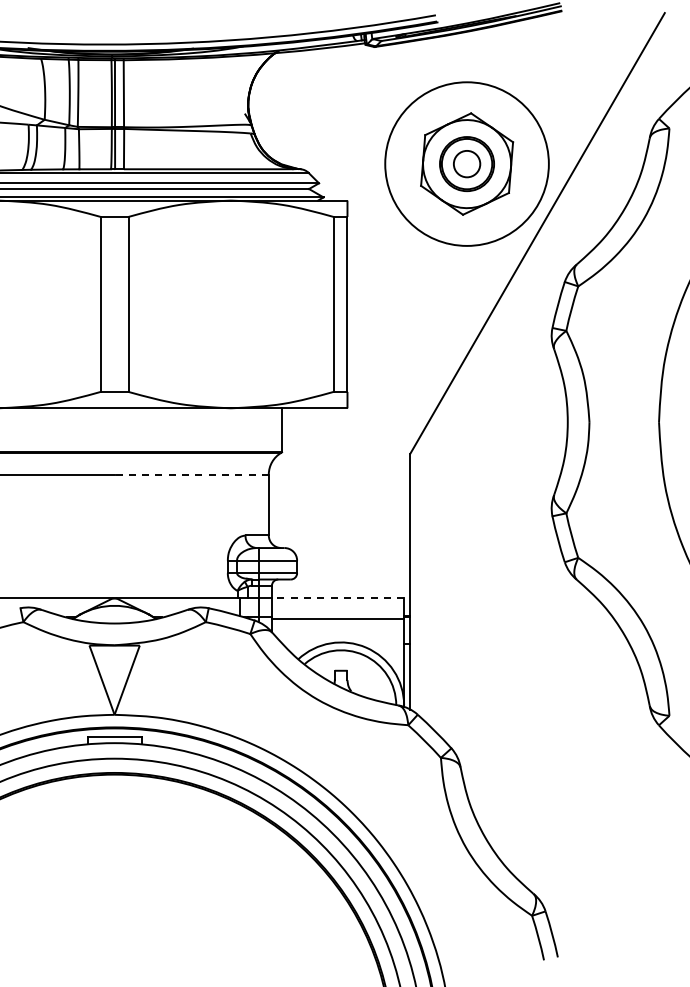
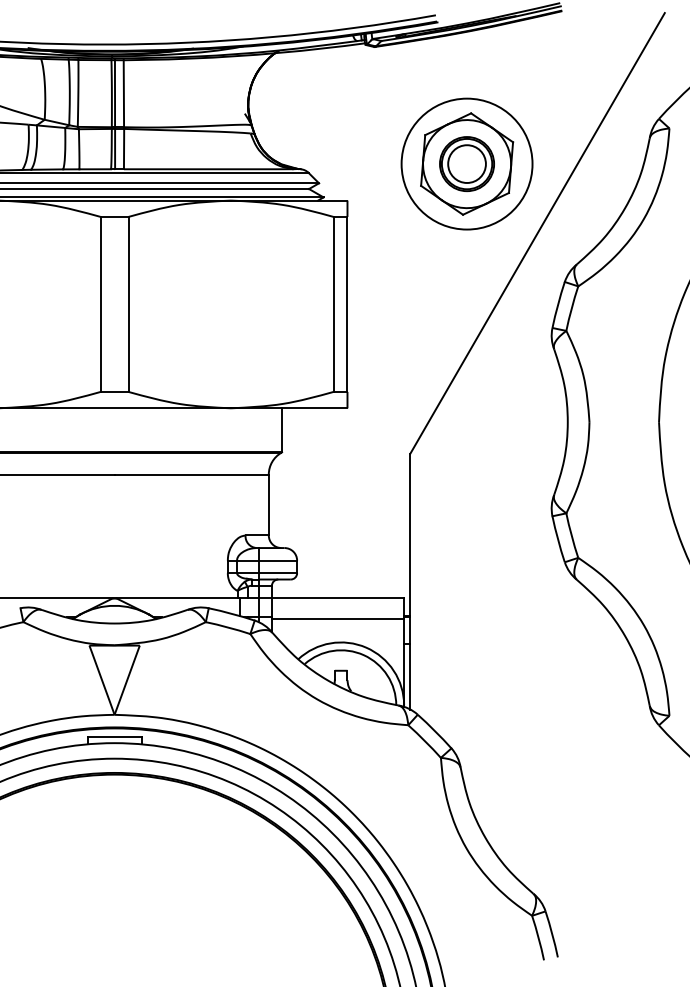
circle diameter: 164 px -> 131 px (466, 163)
circle diameter: 26 px -> 38 px (466, 163)
line: dashed -> solid (191, 474)
line: dashed -> solid (337, 598)
